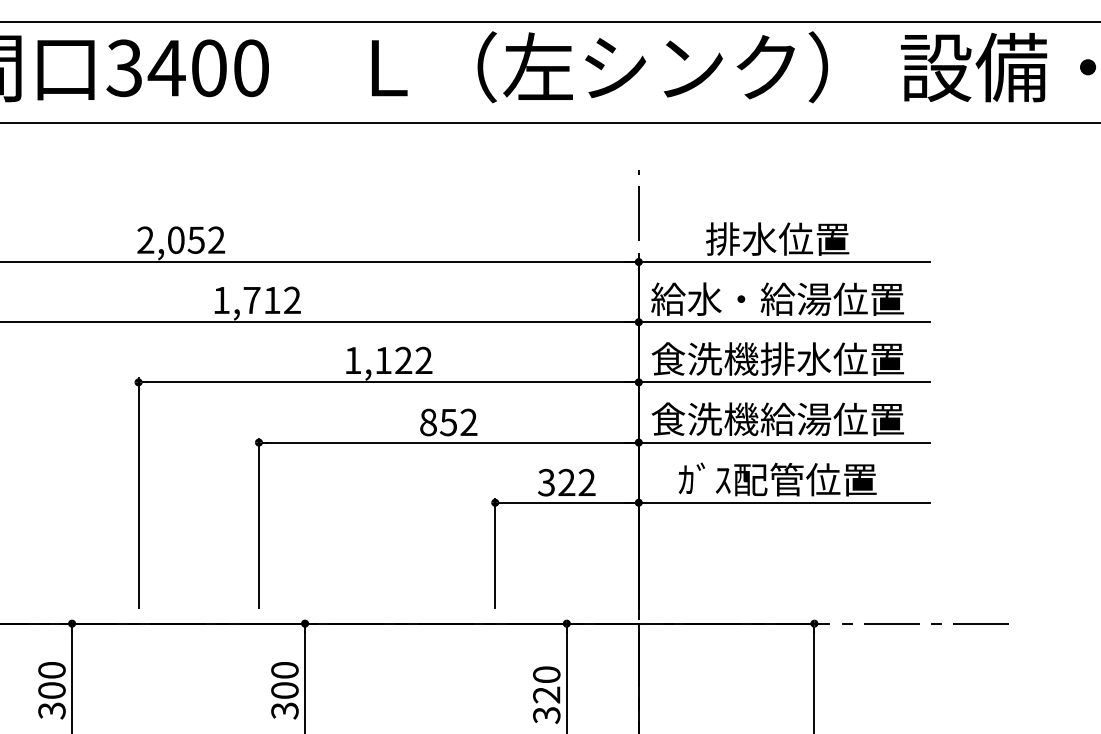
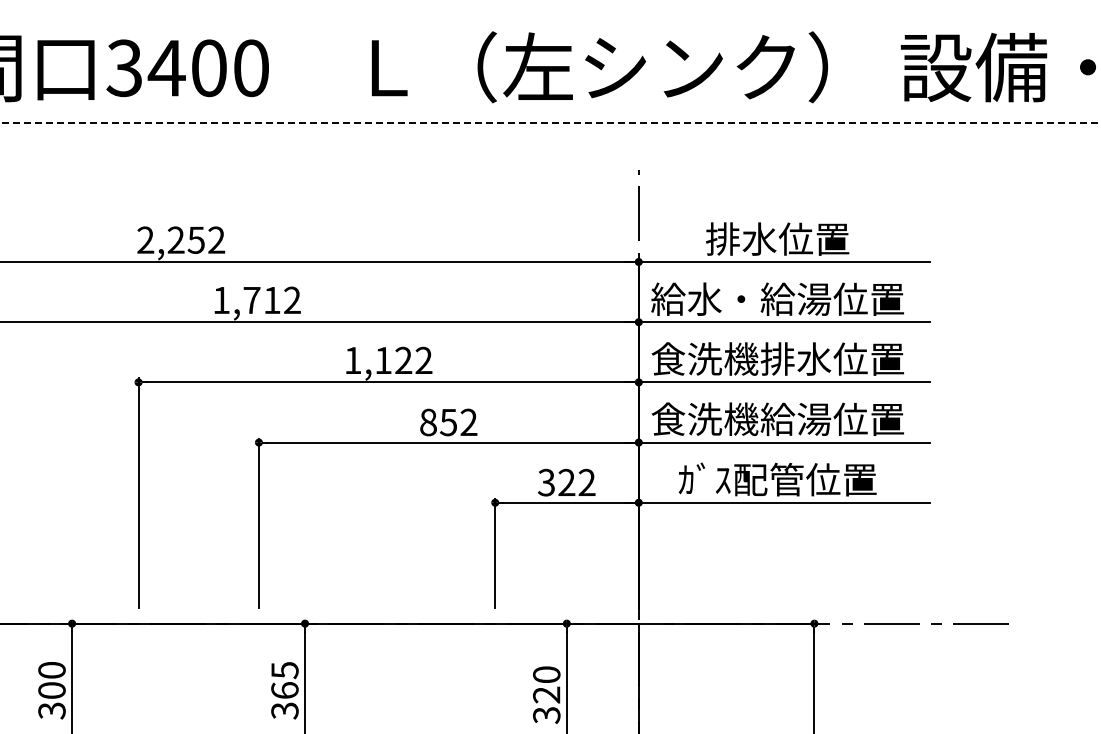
line: present -> none (549, 21)
line: solid -> dashed (551, 122)
text: 2,052 -> 2,252 (175, 239)
text: 300 -> 365 (284, 680)
